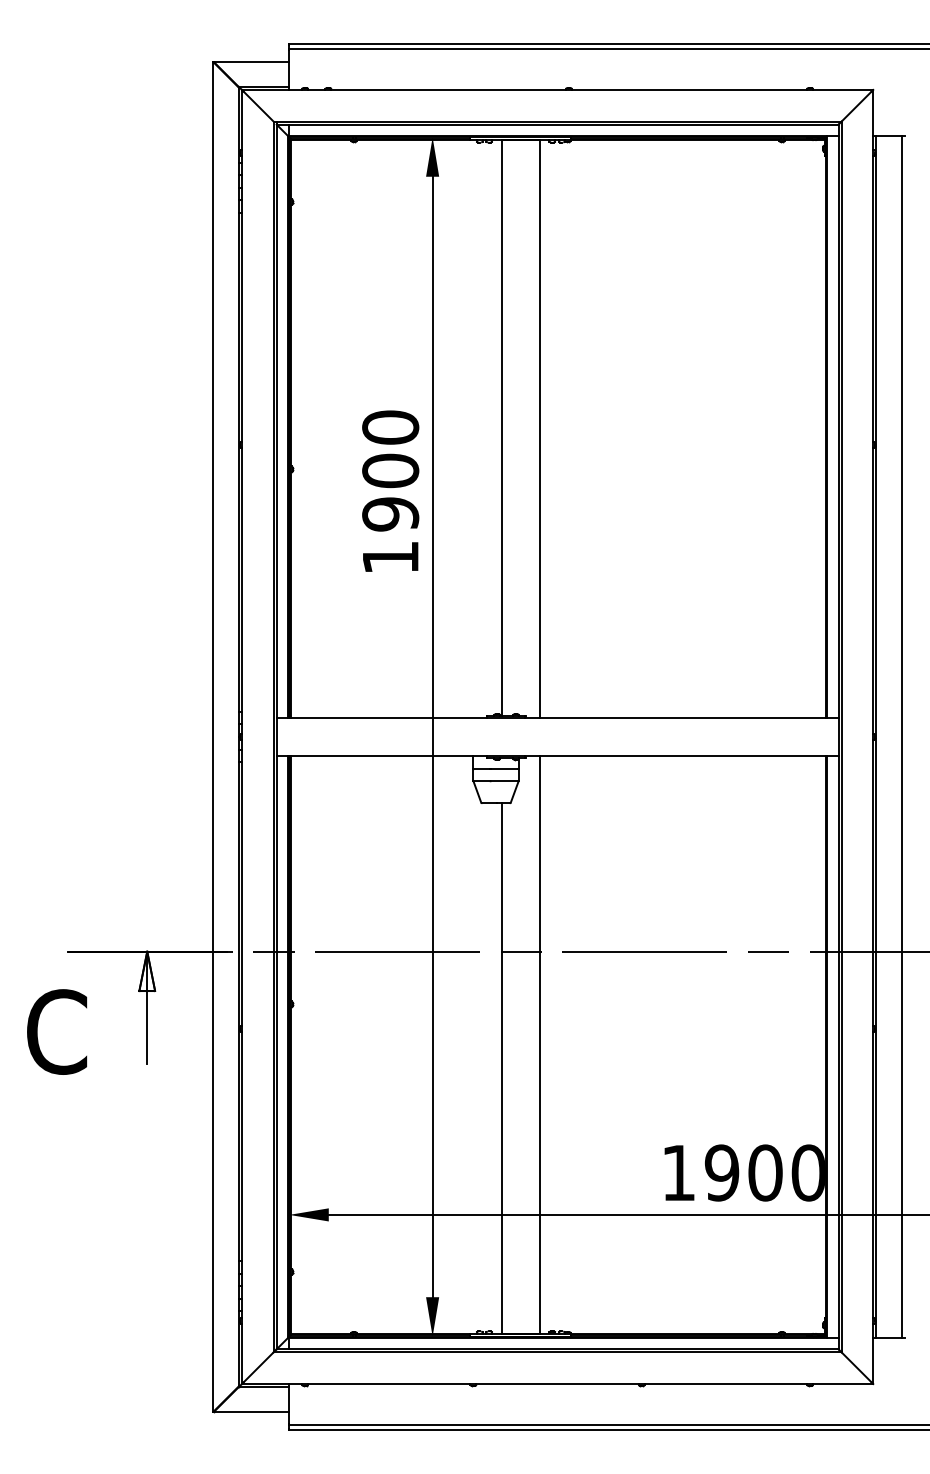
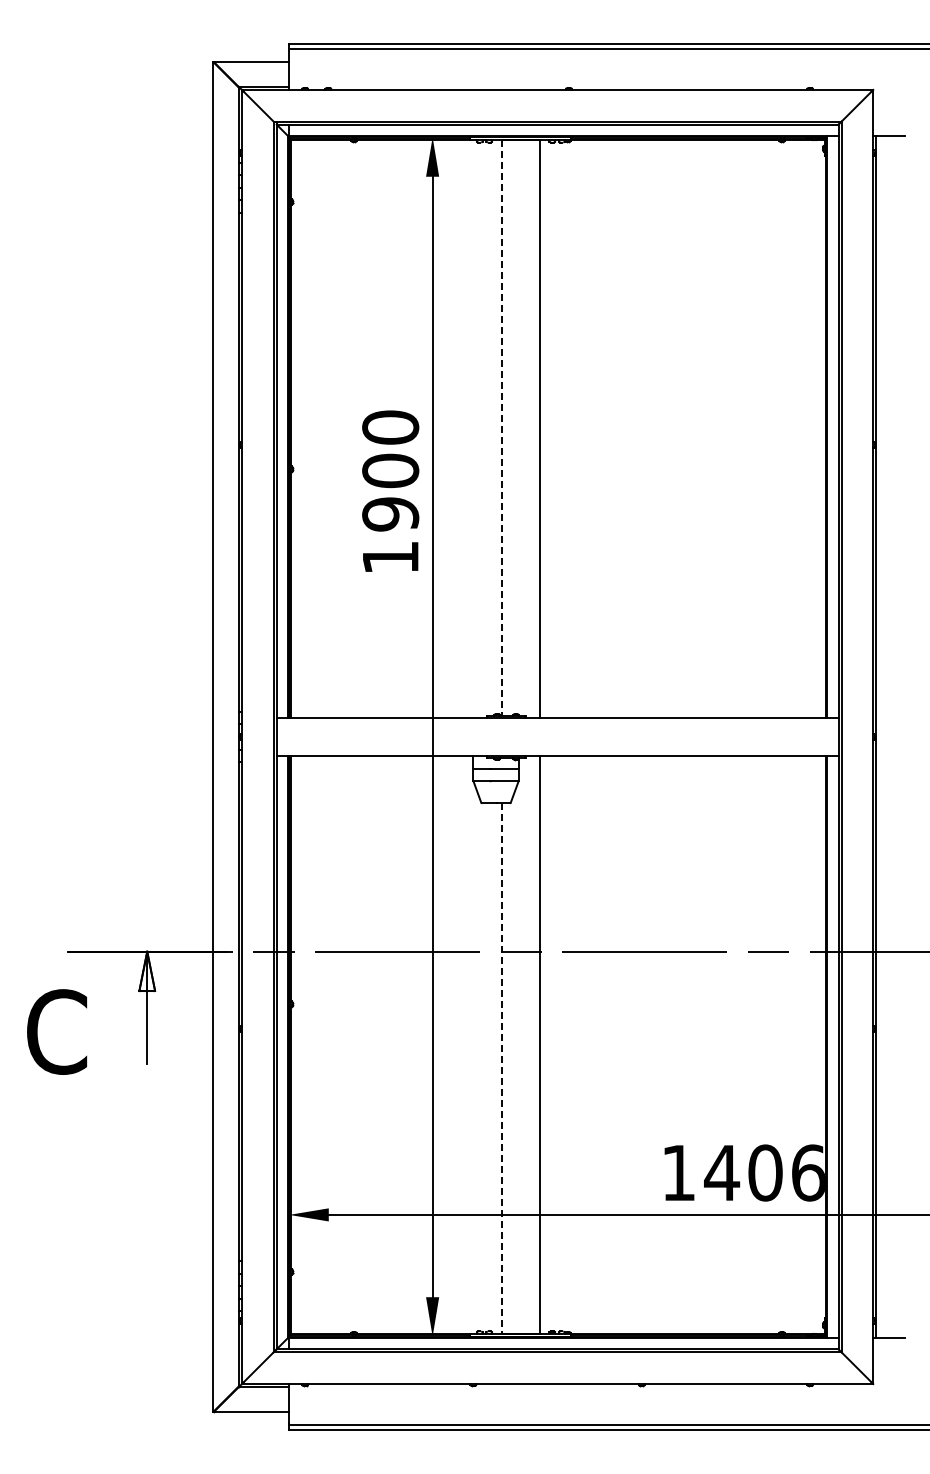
line: solid -> dashed (501, 428)
line: present -> none (901, 736)
line: solid -> dashed (501, 1068)
text: 1900 -> 1406 (764, 1172)
